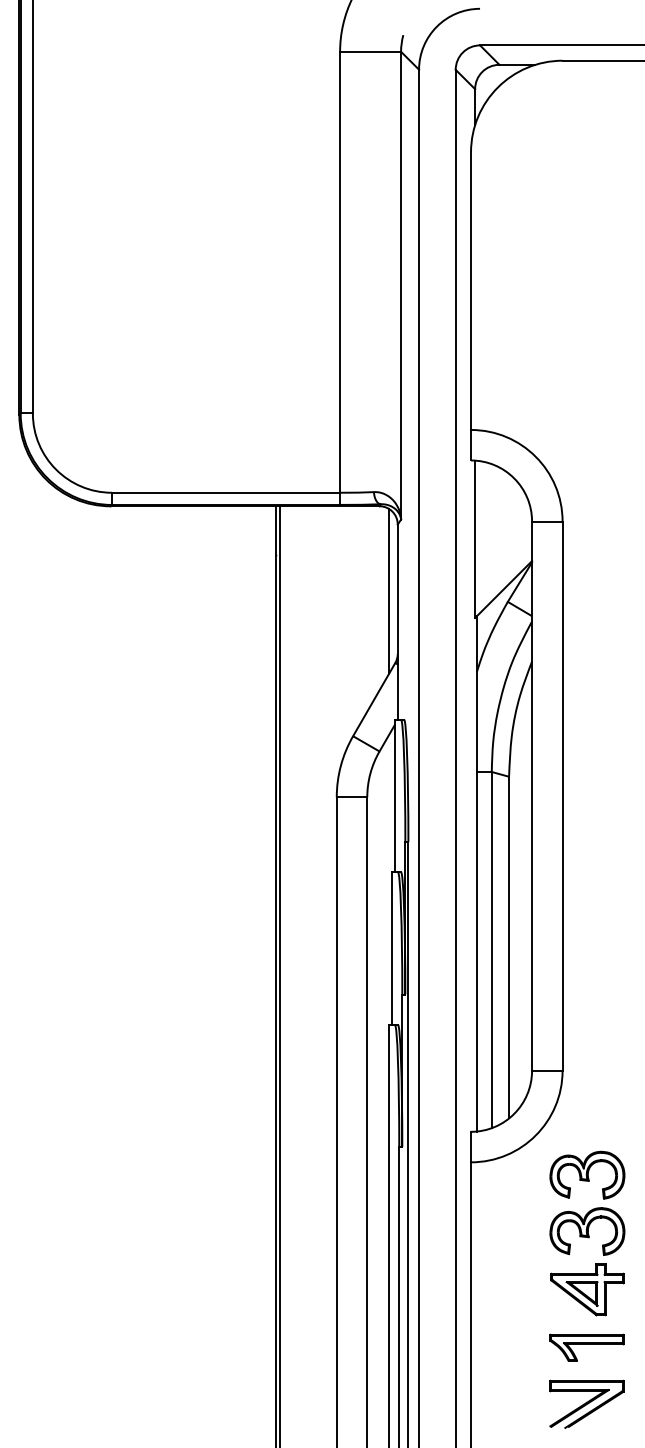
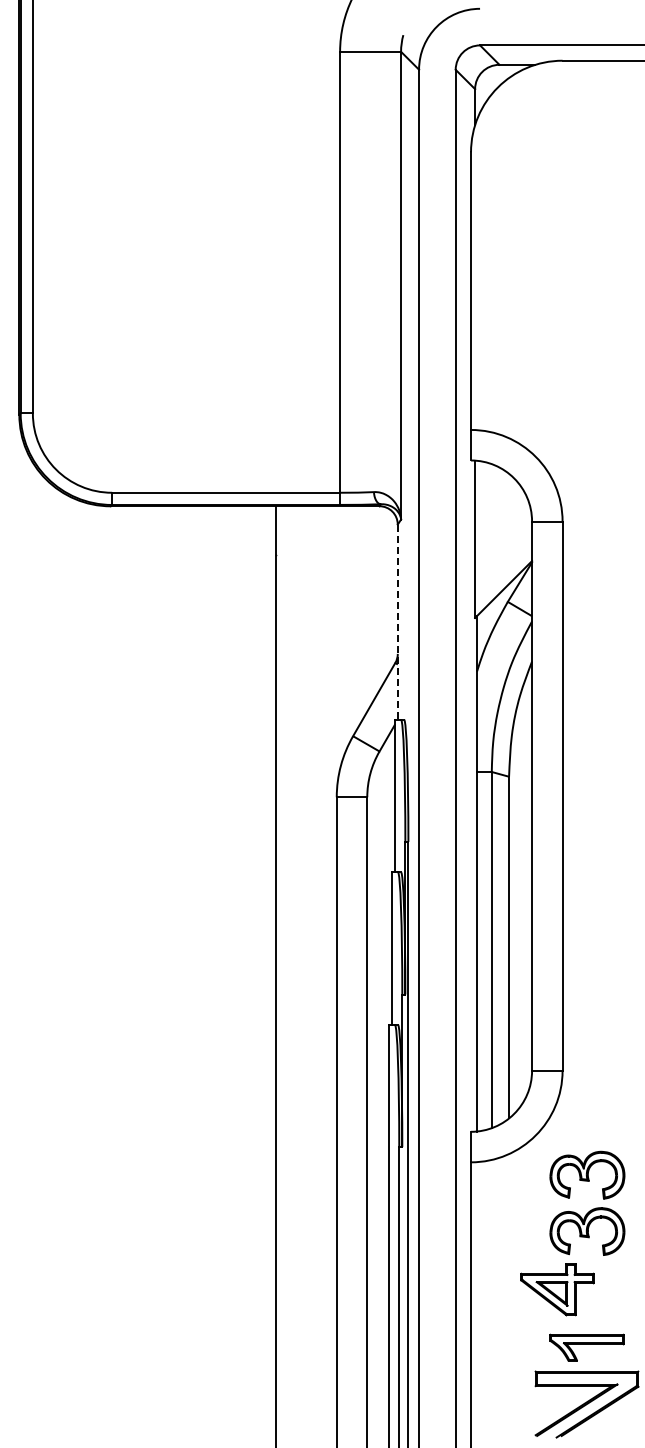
line: present -> none (388, 591)
line: solid -> dashed (397, 622)
line: present -> none (279, 975)
part position: (587, 1289) -> (557, 1289) (557, 1289)
part size: 76x50 px -> 106x69 px (586, 1404)
